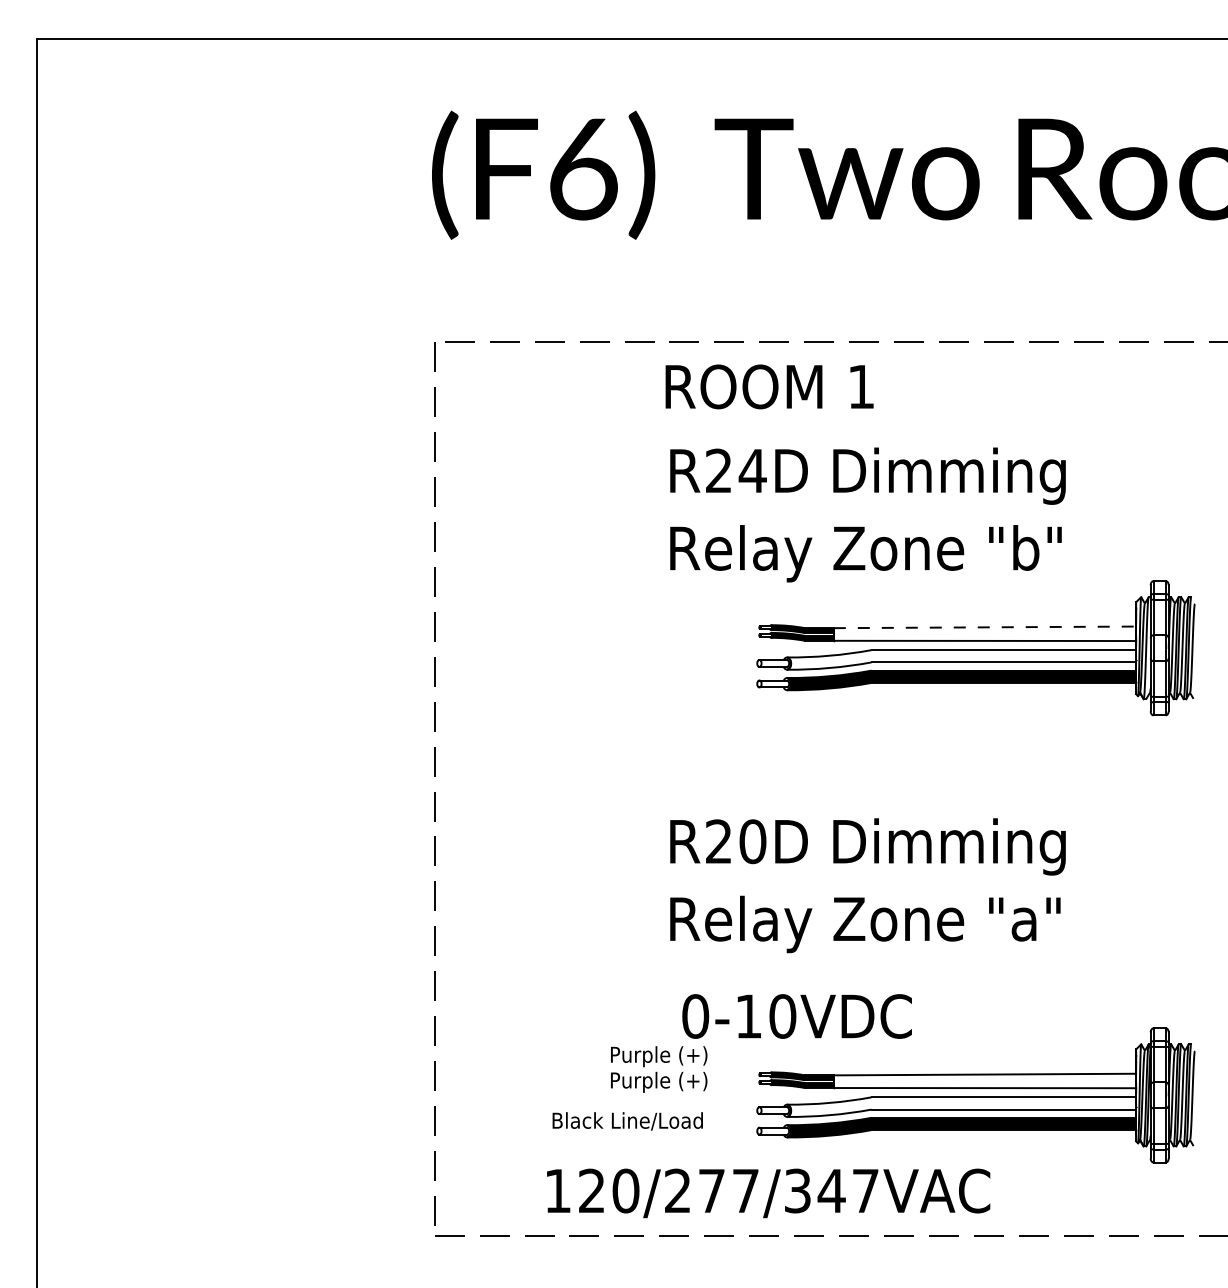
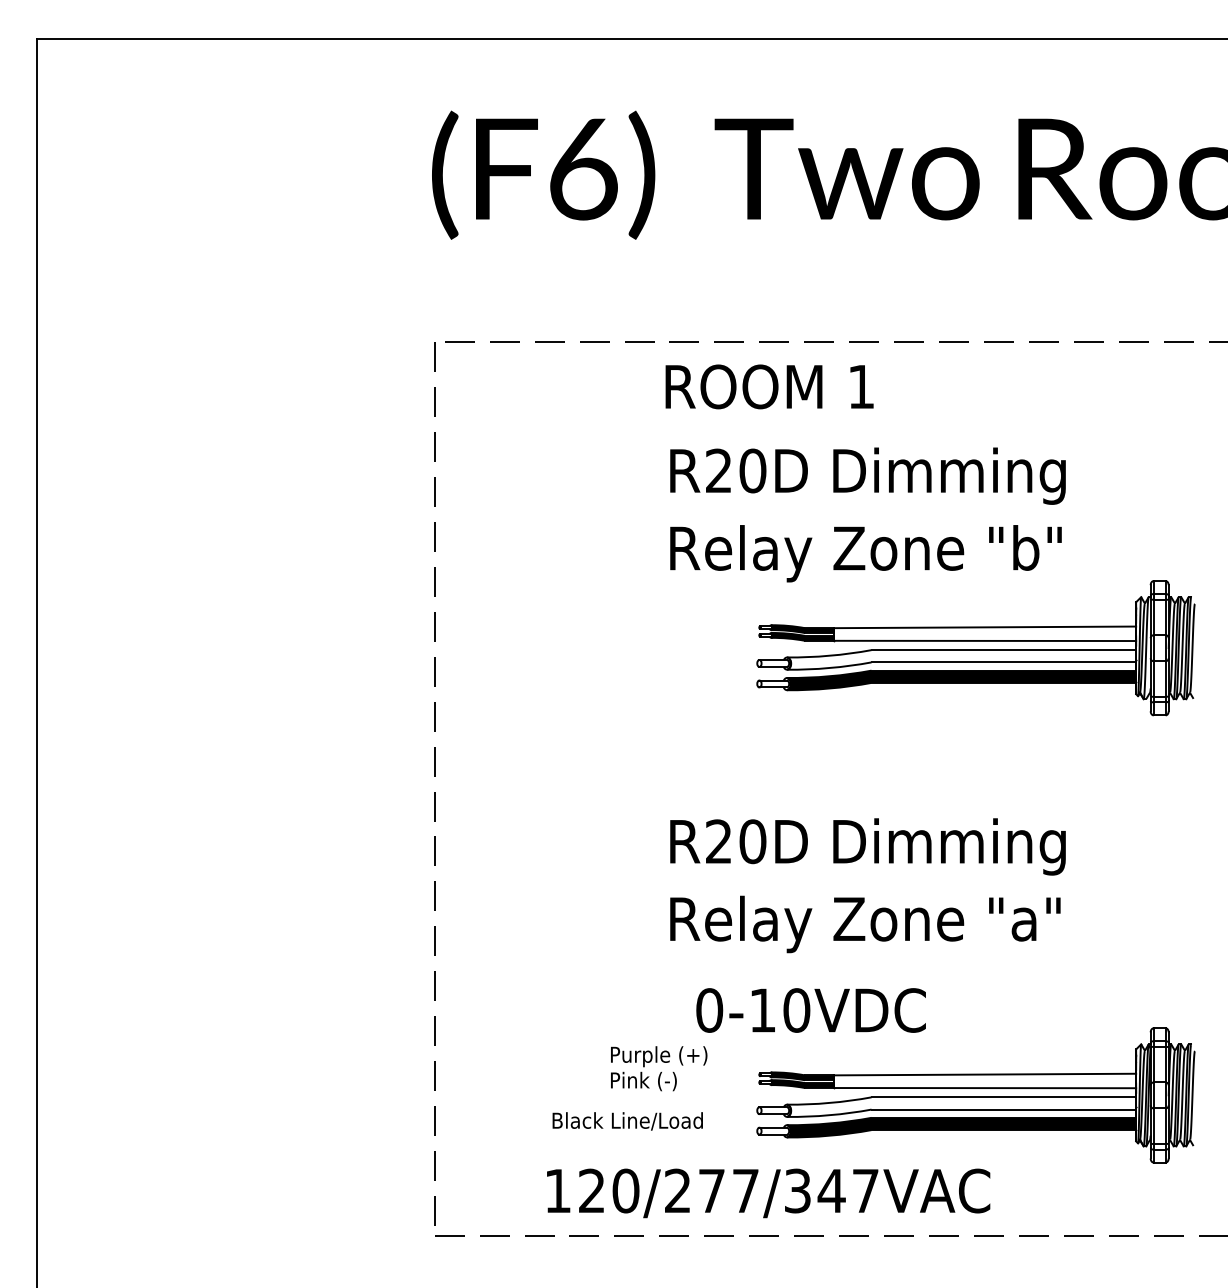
text: R24D -> R20D (752, 470)
line: dashed -> solid (985, 627)
text position: (796, 1016) -> (810, 1010) (810, 1010)
text: Purple (+) -> Pink (-) (664, 1081)
